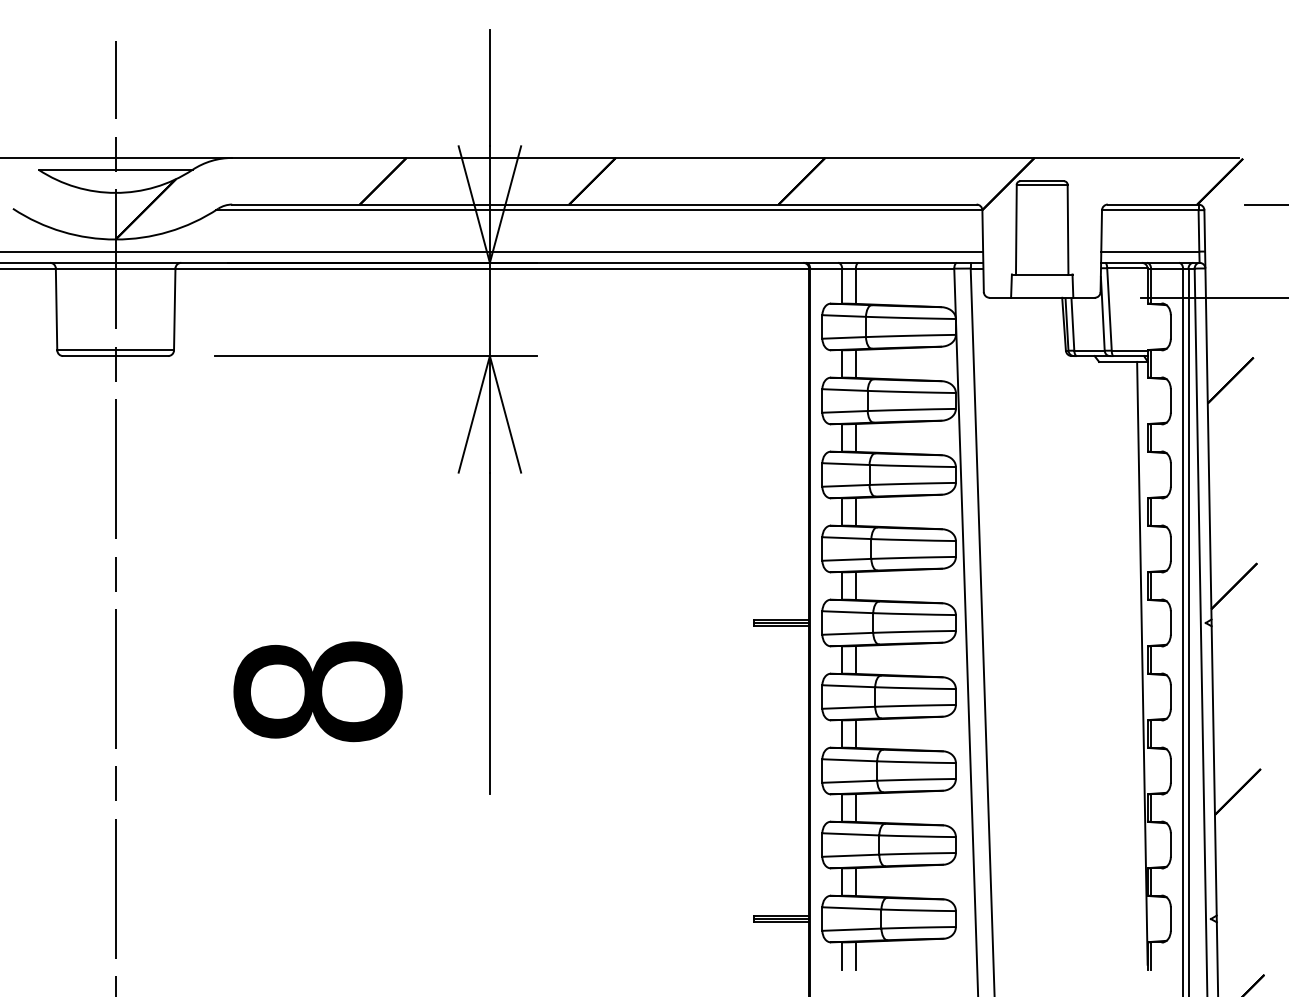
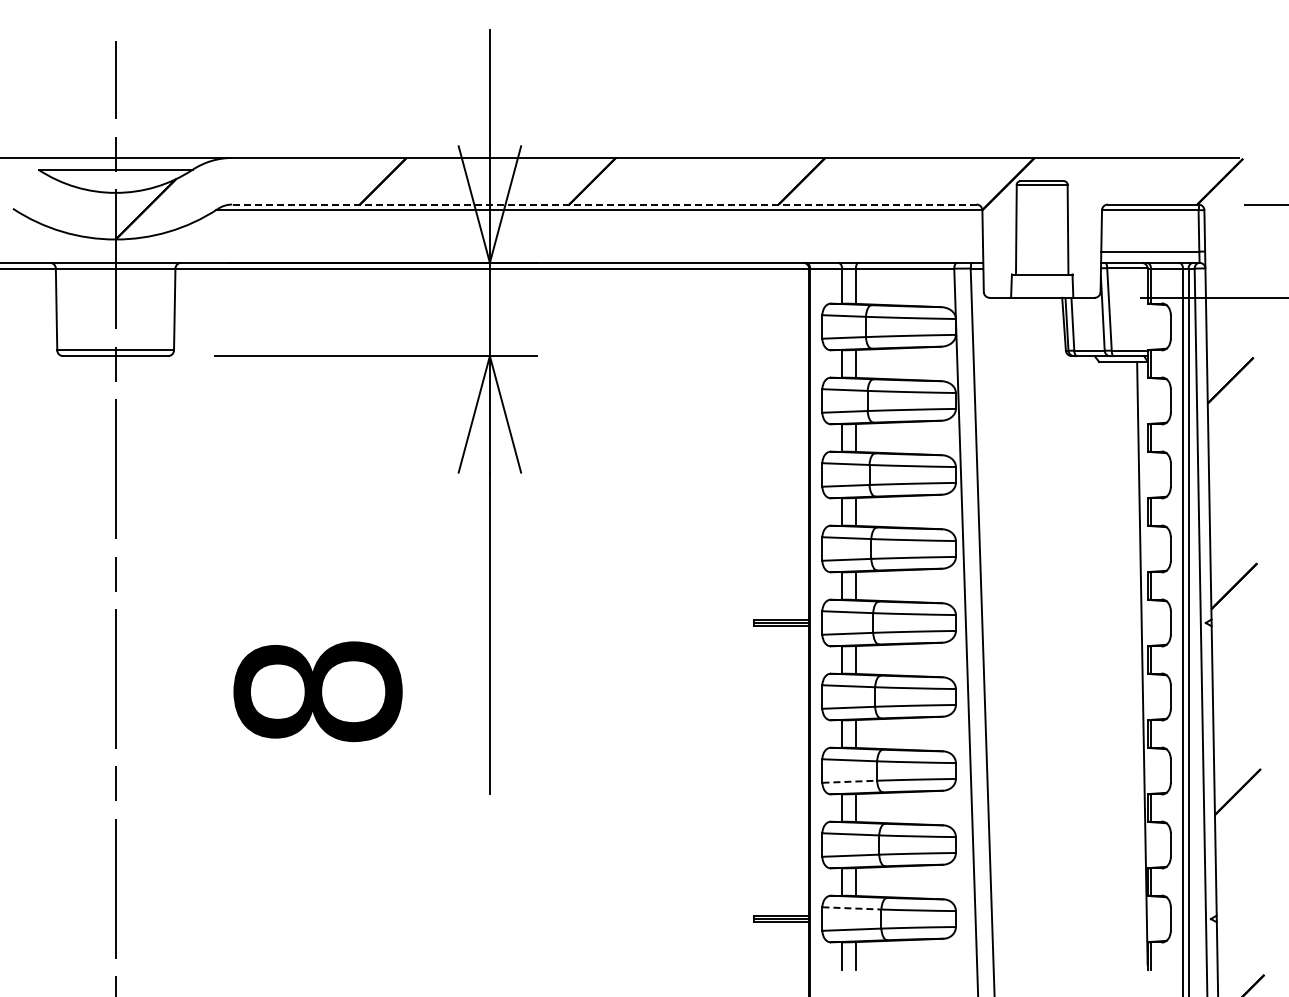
line: solid -> dashed (603, 204)
line: present -> none (492, 251)
line: solid -> dashed (850, 781)
line: solid -> dashed (851, 908)
